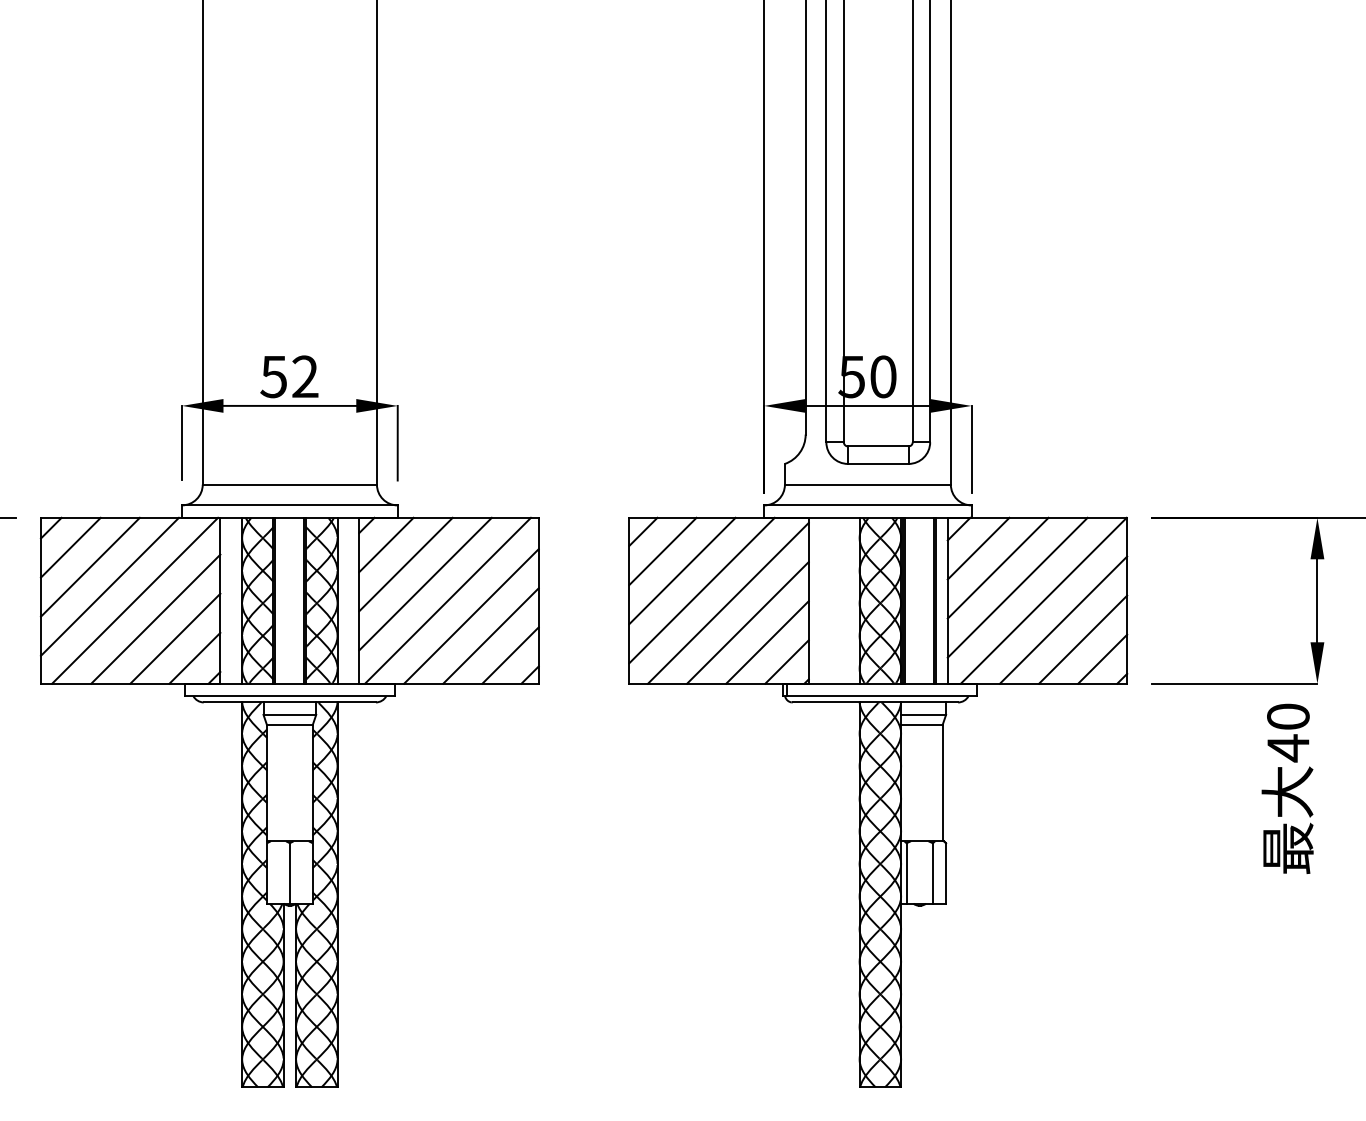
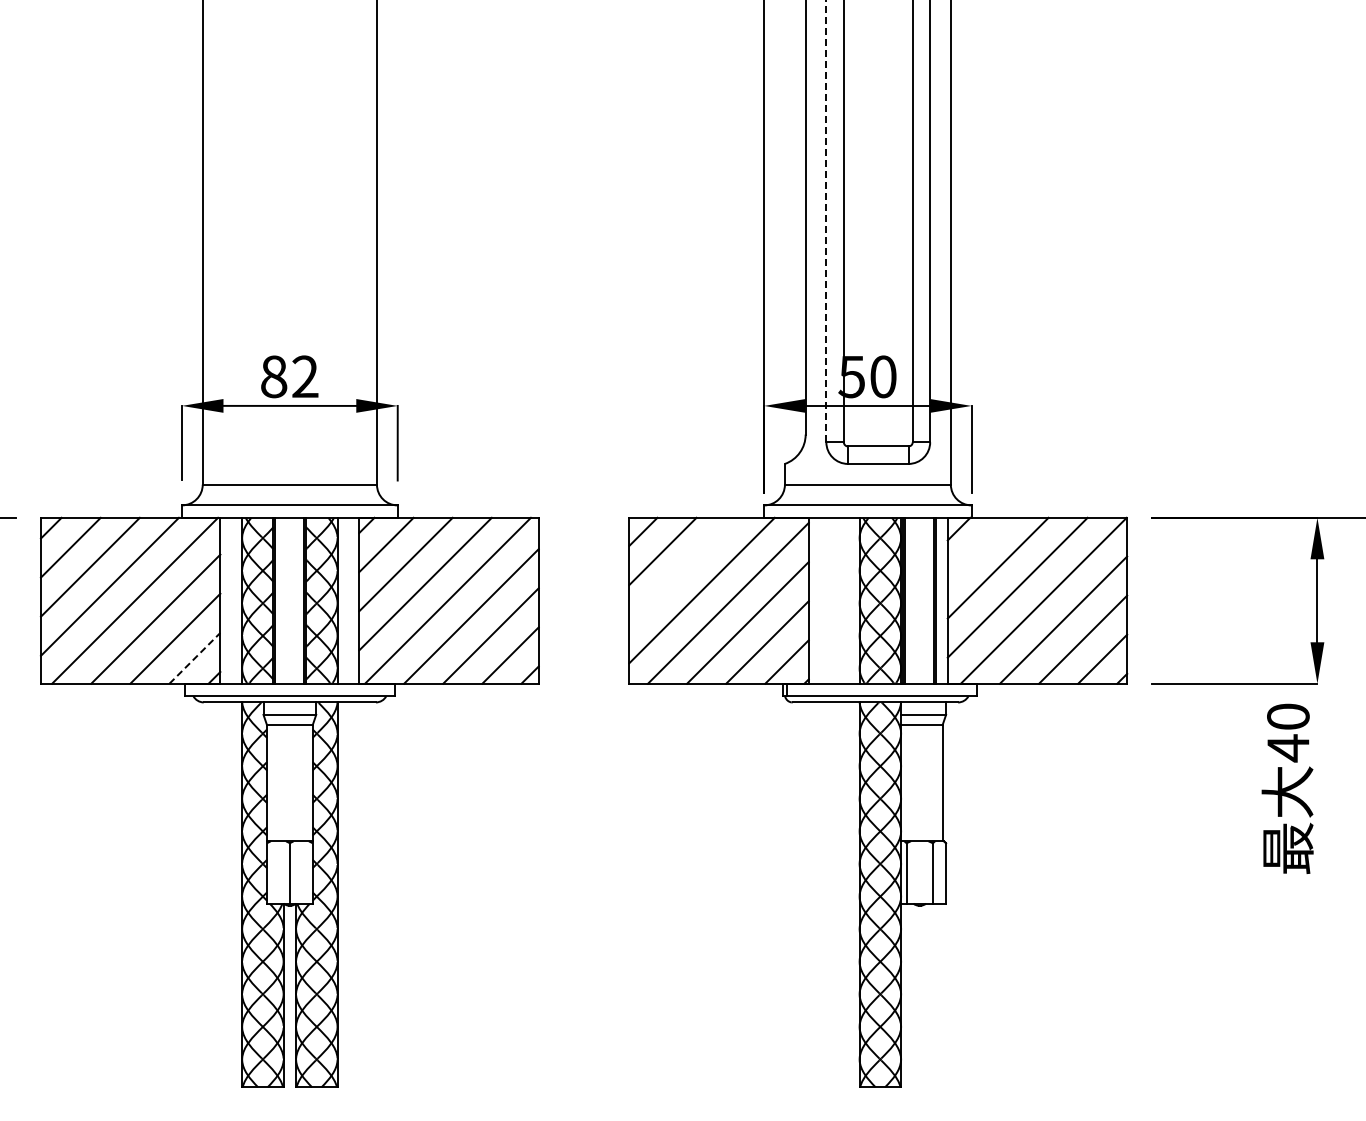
line: solid -> dashed (826, 221)
text: 52 -> 82 (273, 376)
line: present -> none (978, 548)
line: present -> none (682, 570)
line: solid -> dashed (194, 658)
